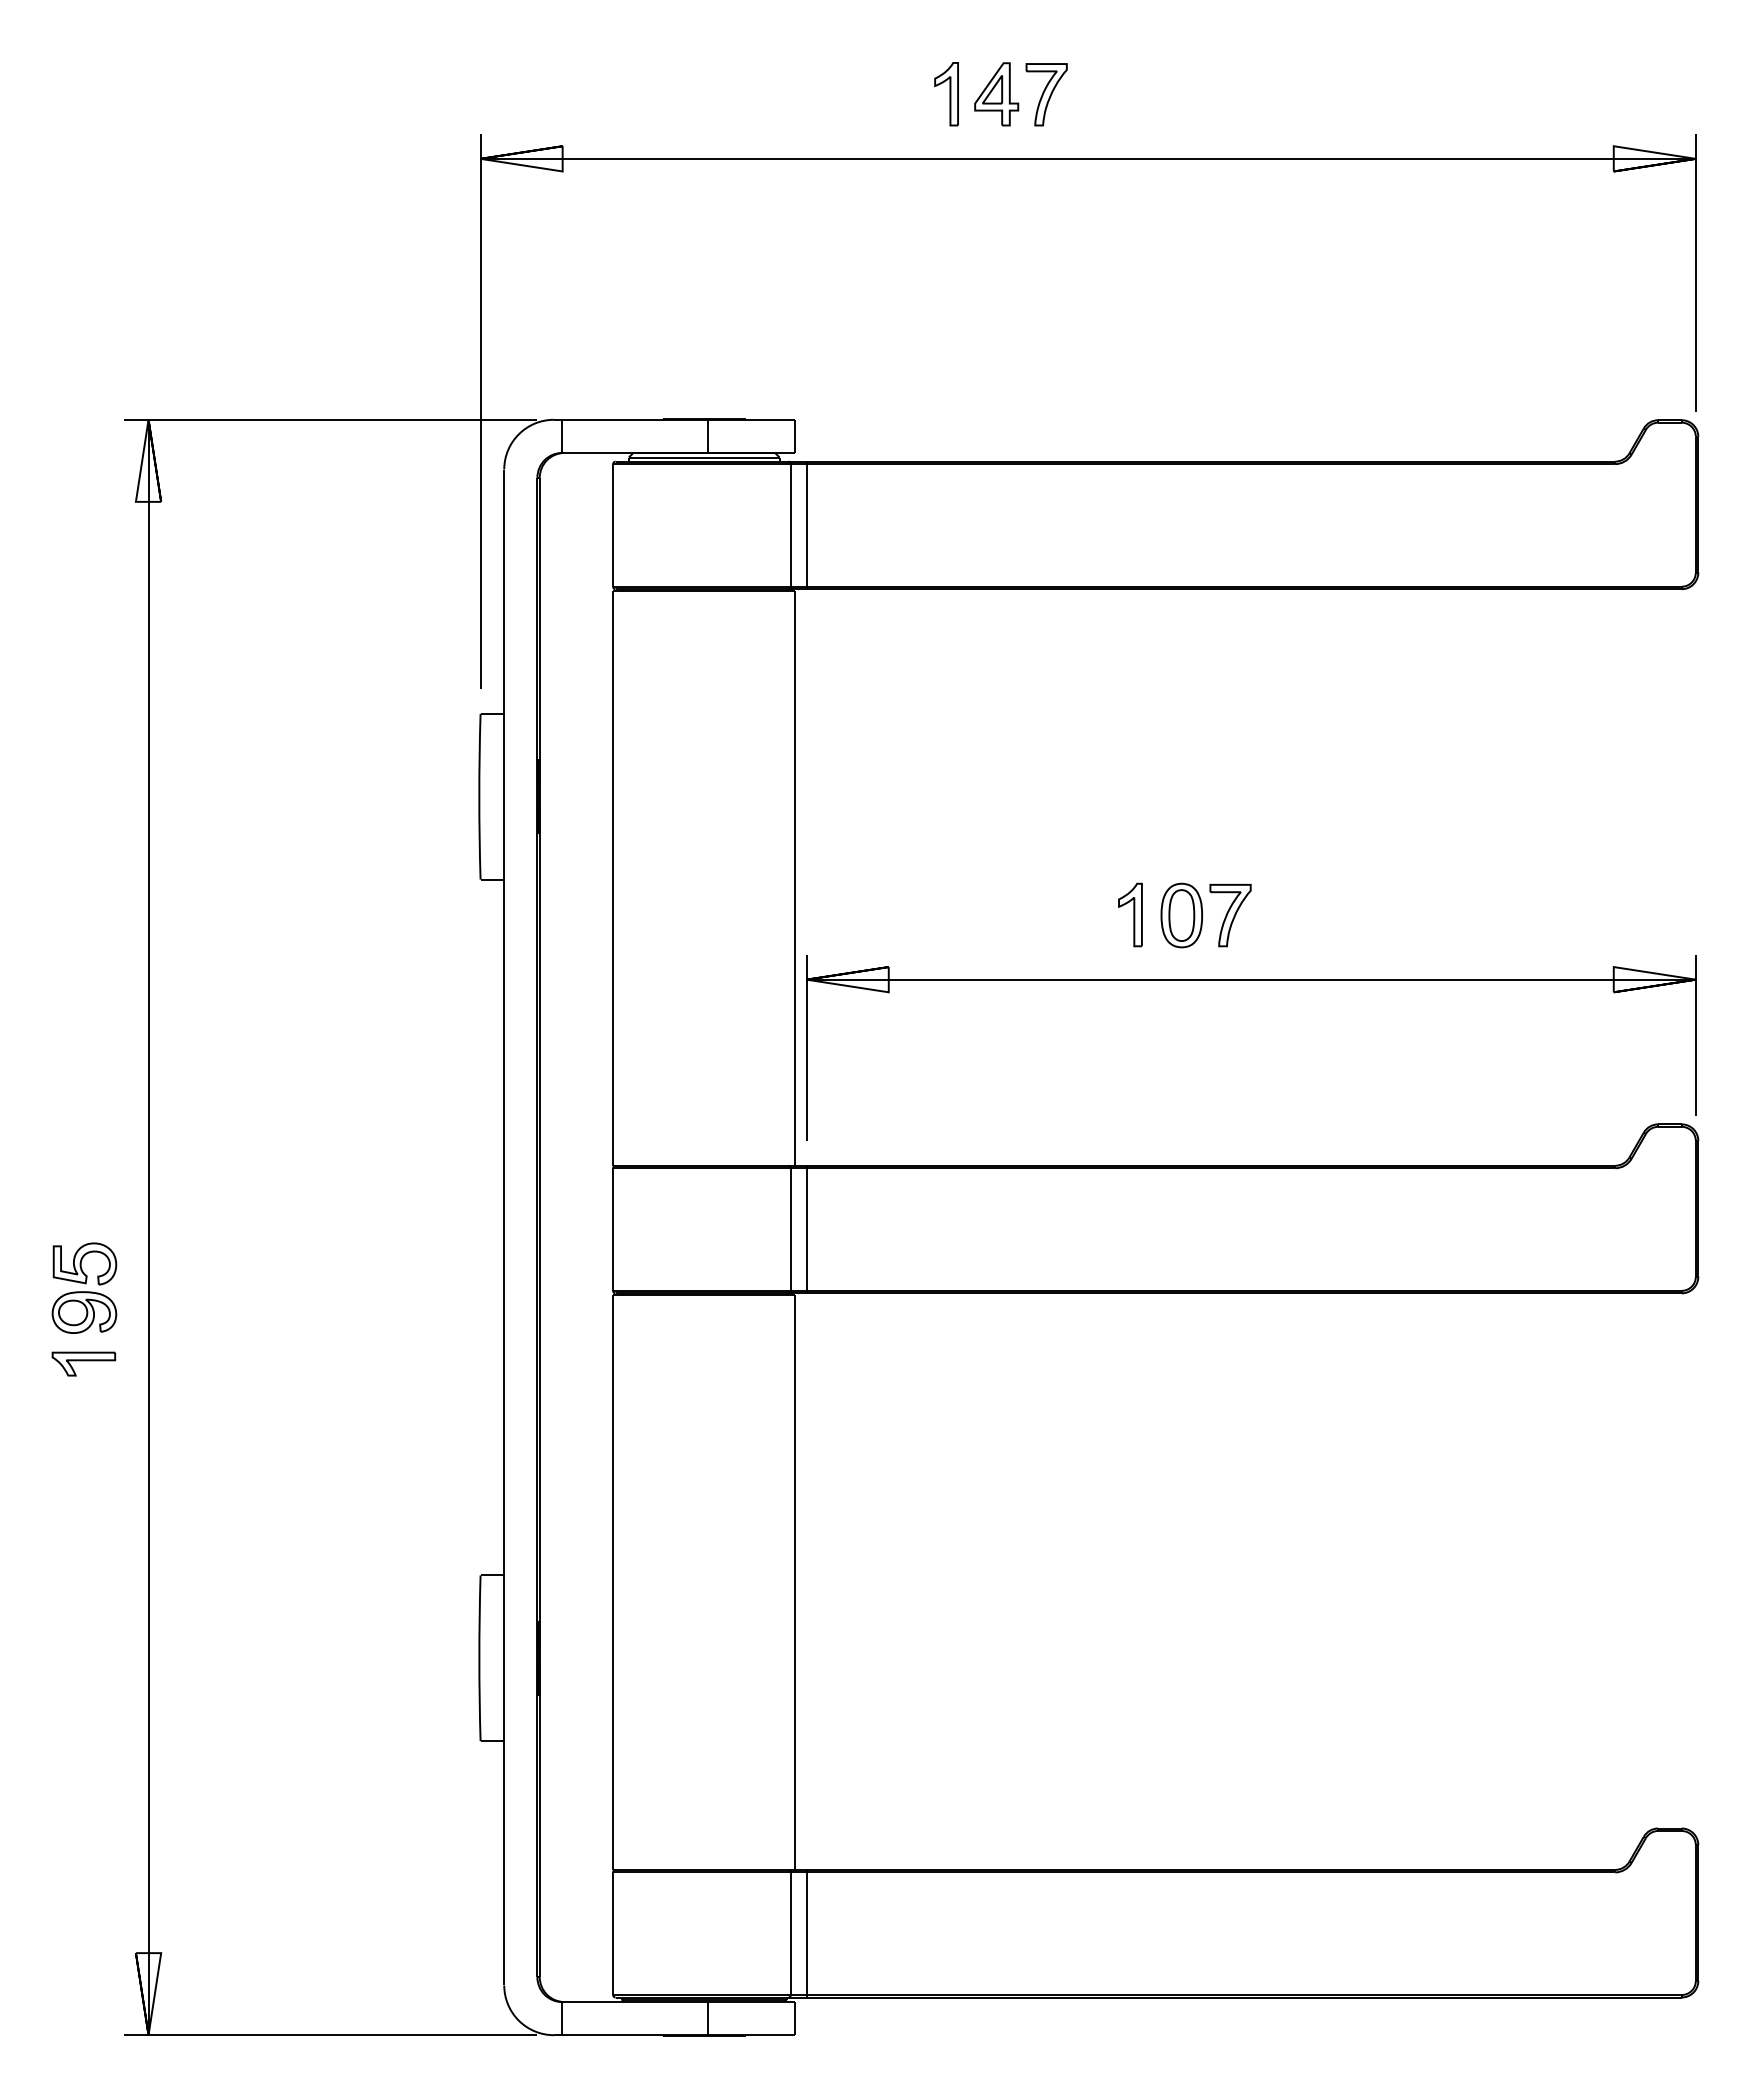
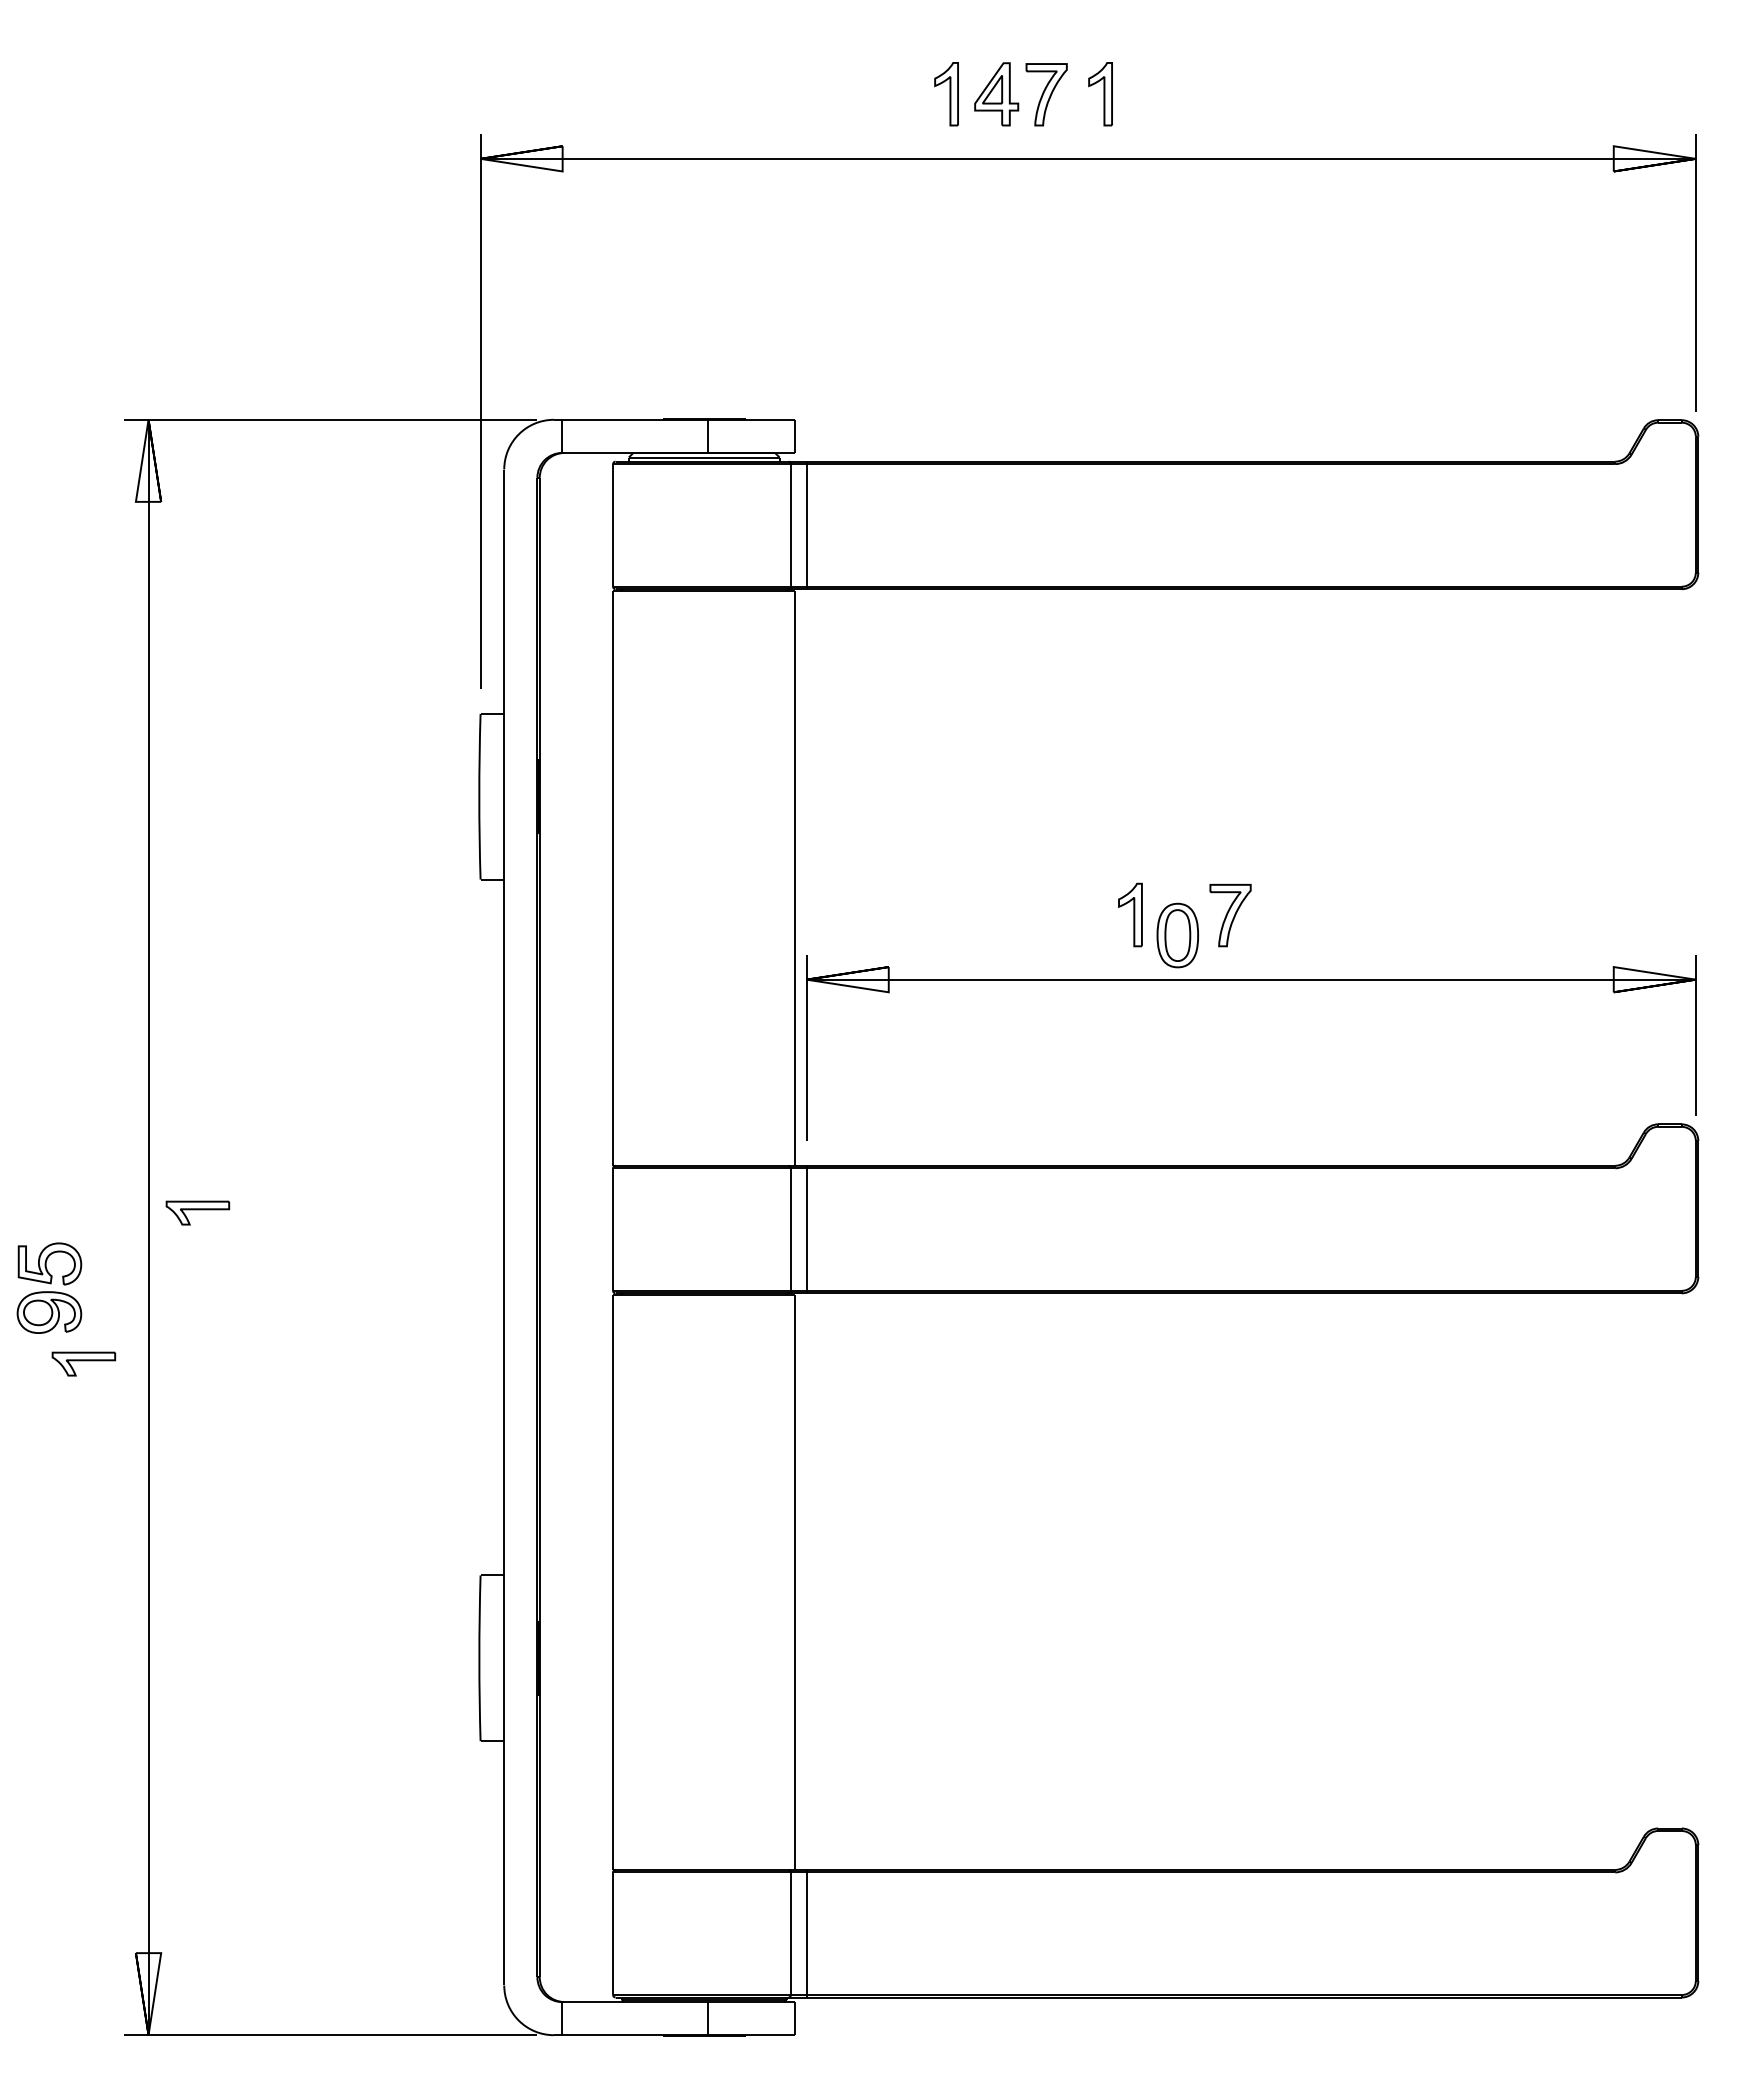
part: none -> present (1100, 94)
part position: (1181, 915) -> (1177, 935) (1177, 935)
part: none -> present (197, 1212)
part position: (84, 1287) -> (49, 1287) (49, 1287)
